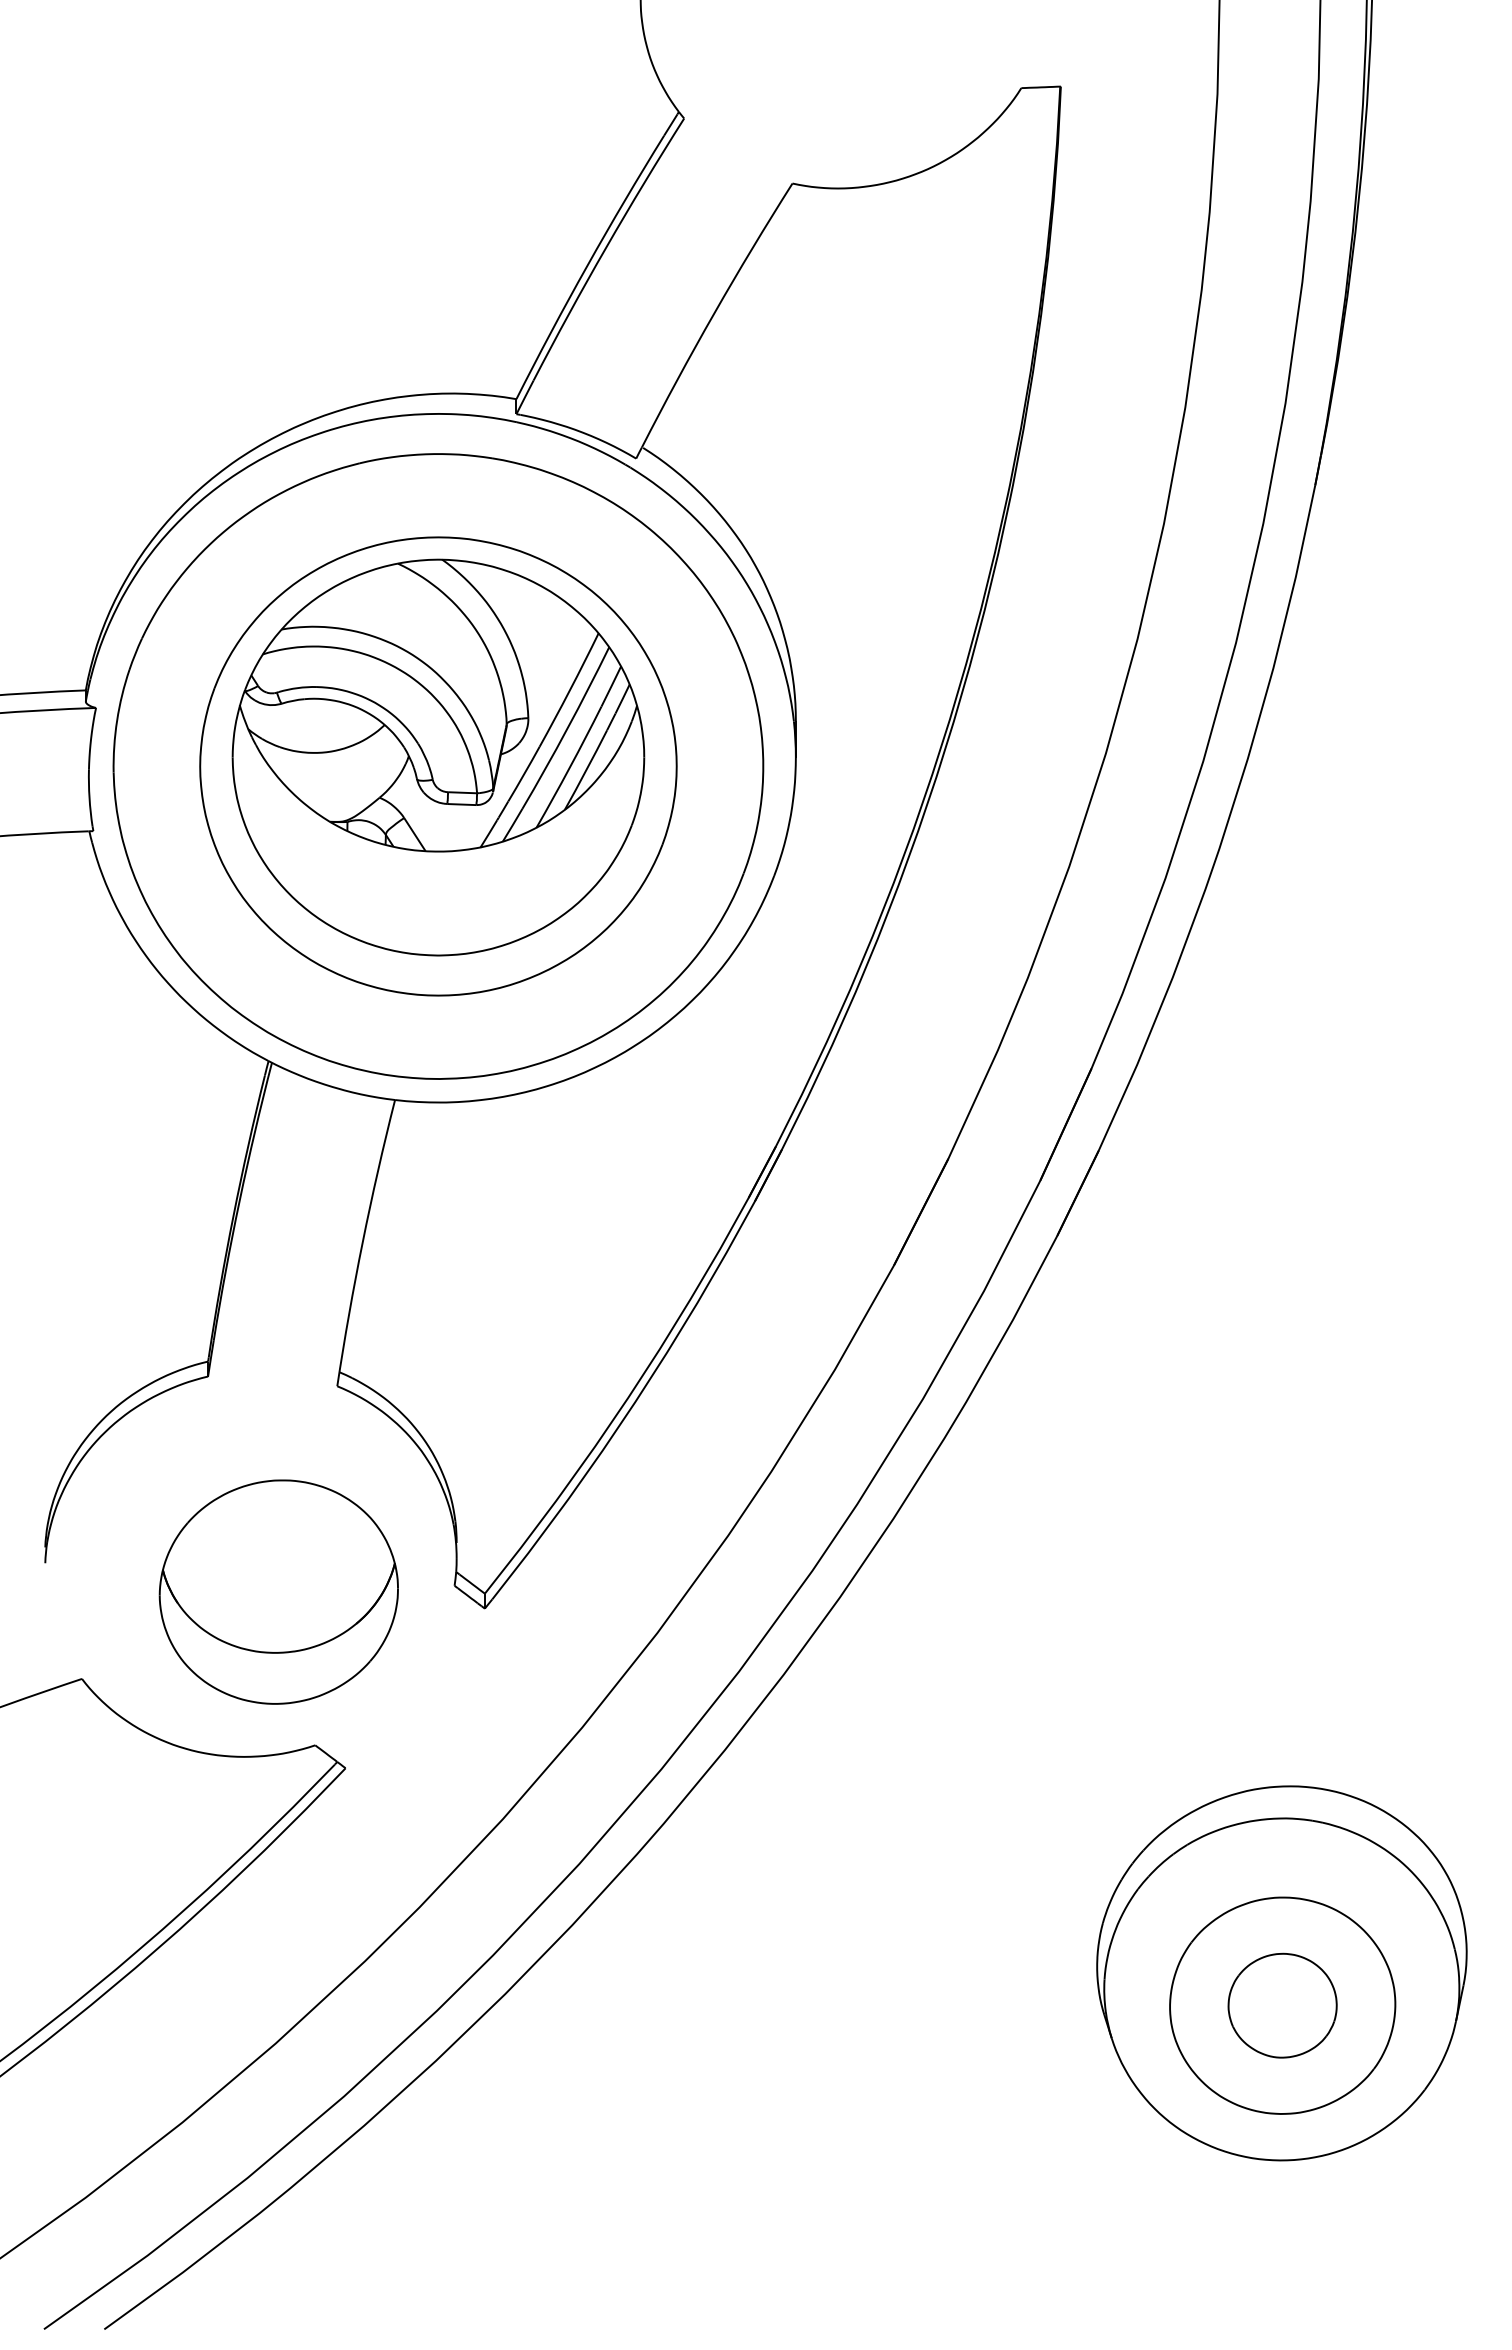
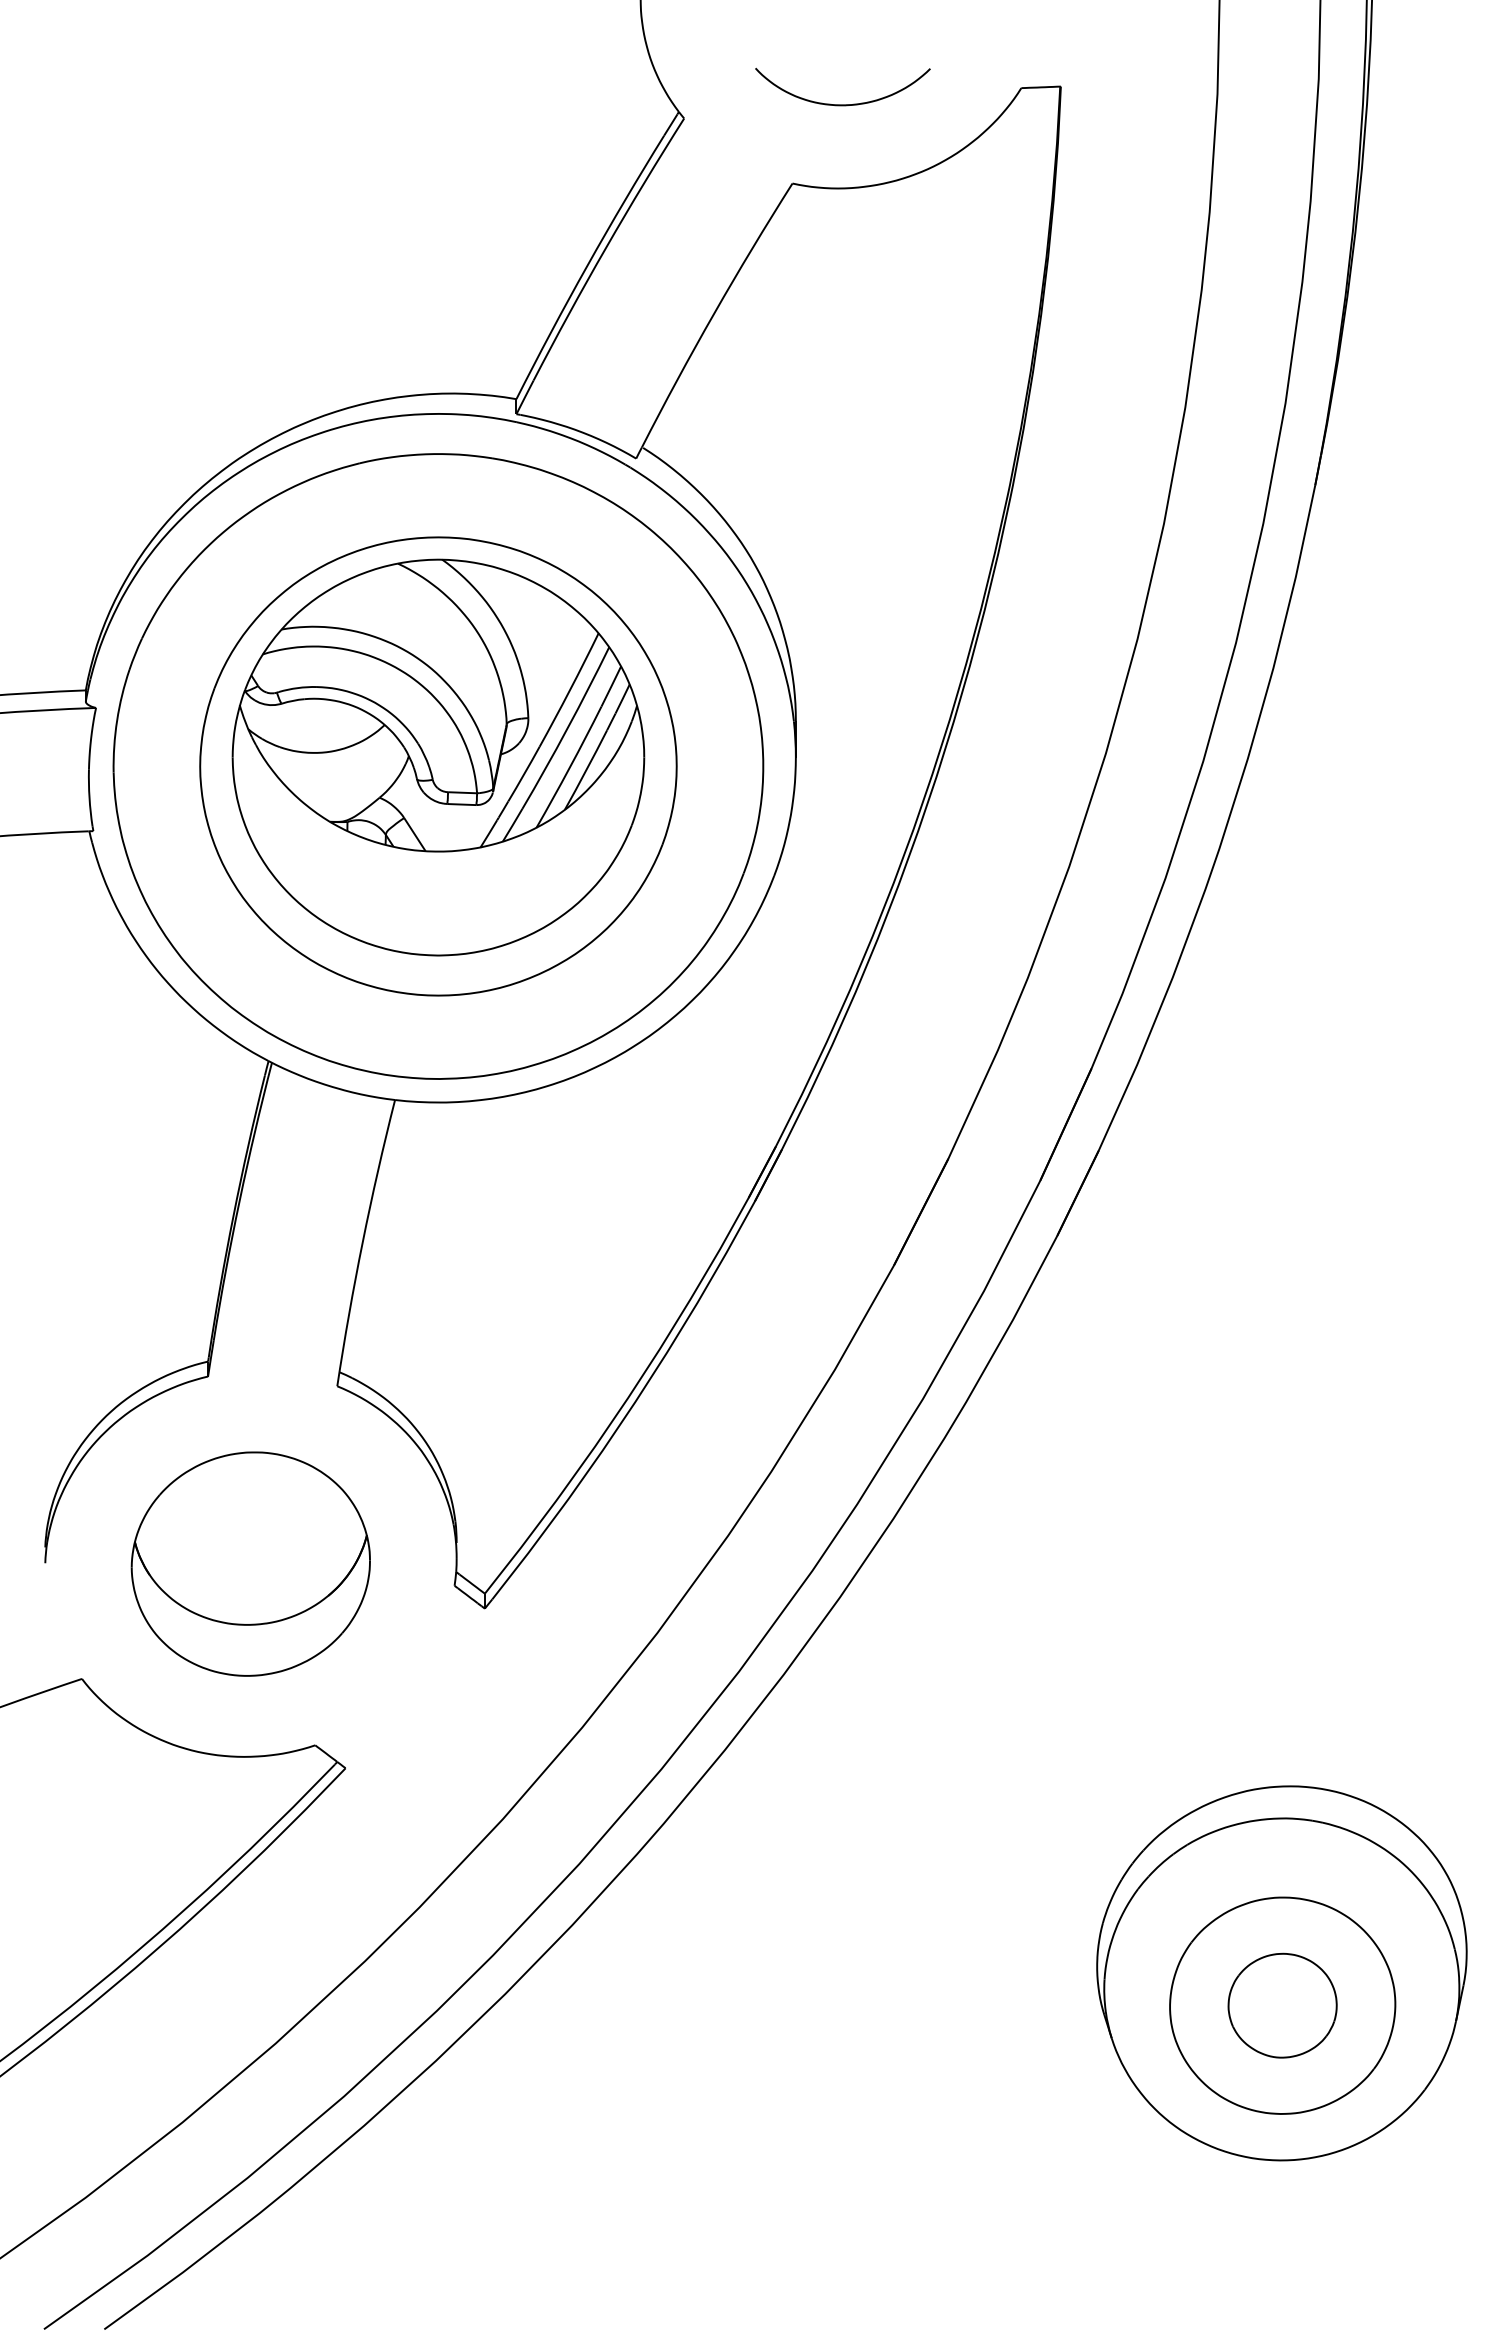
curve: none -> present (842, 104)
part position: (278, 1591) -> (250, 1563) (250, 1563)
